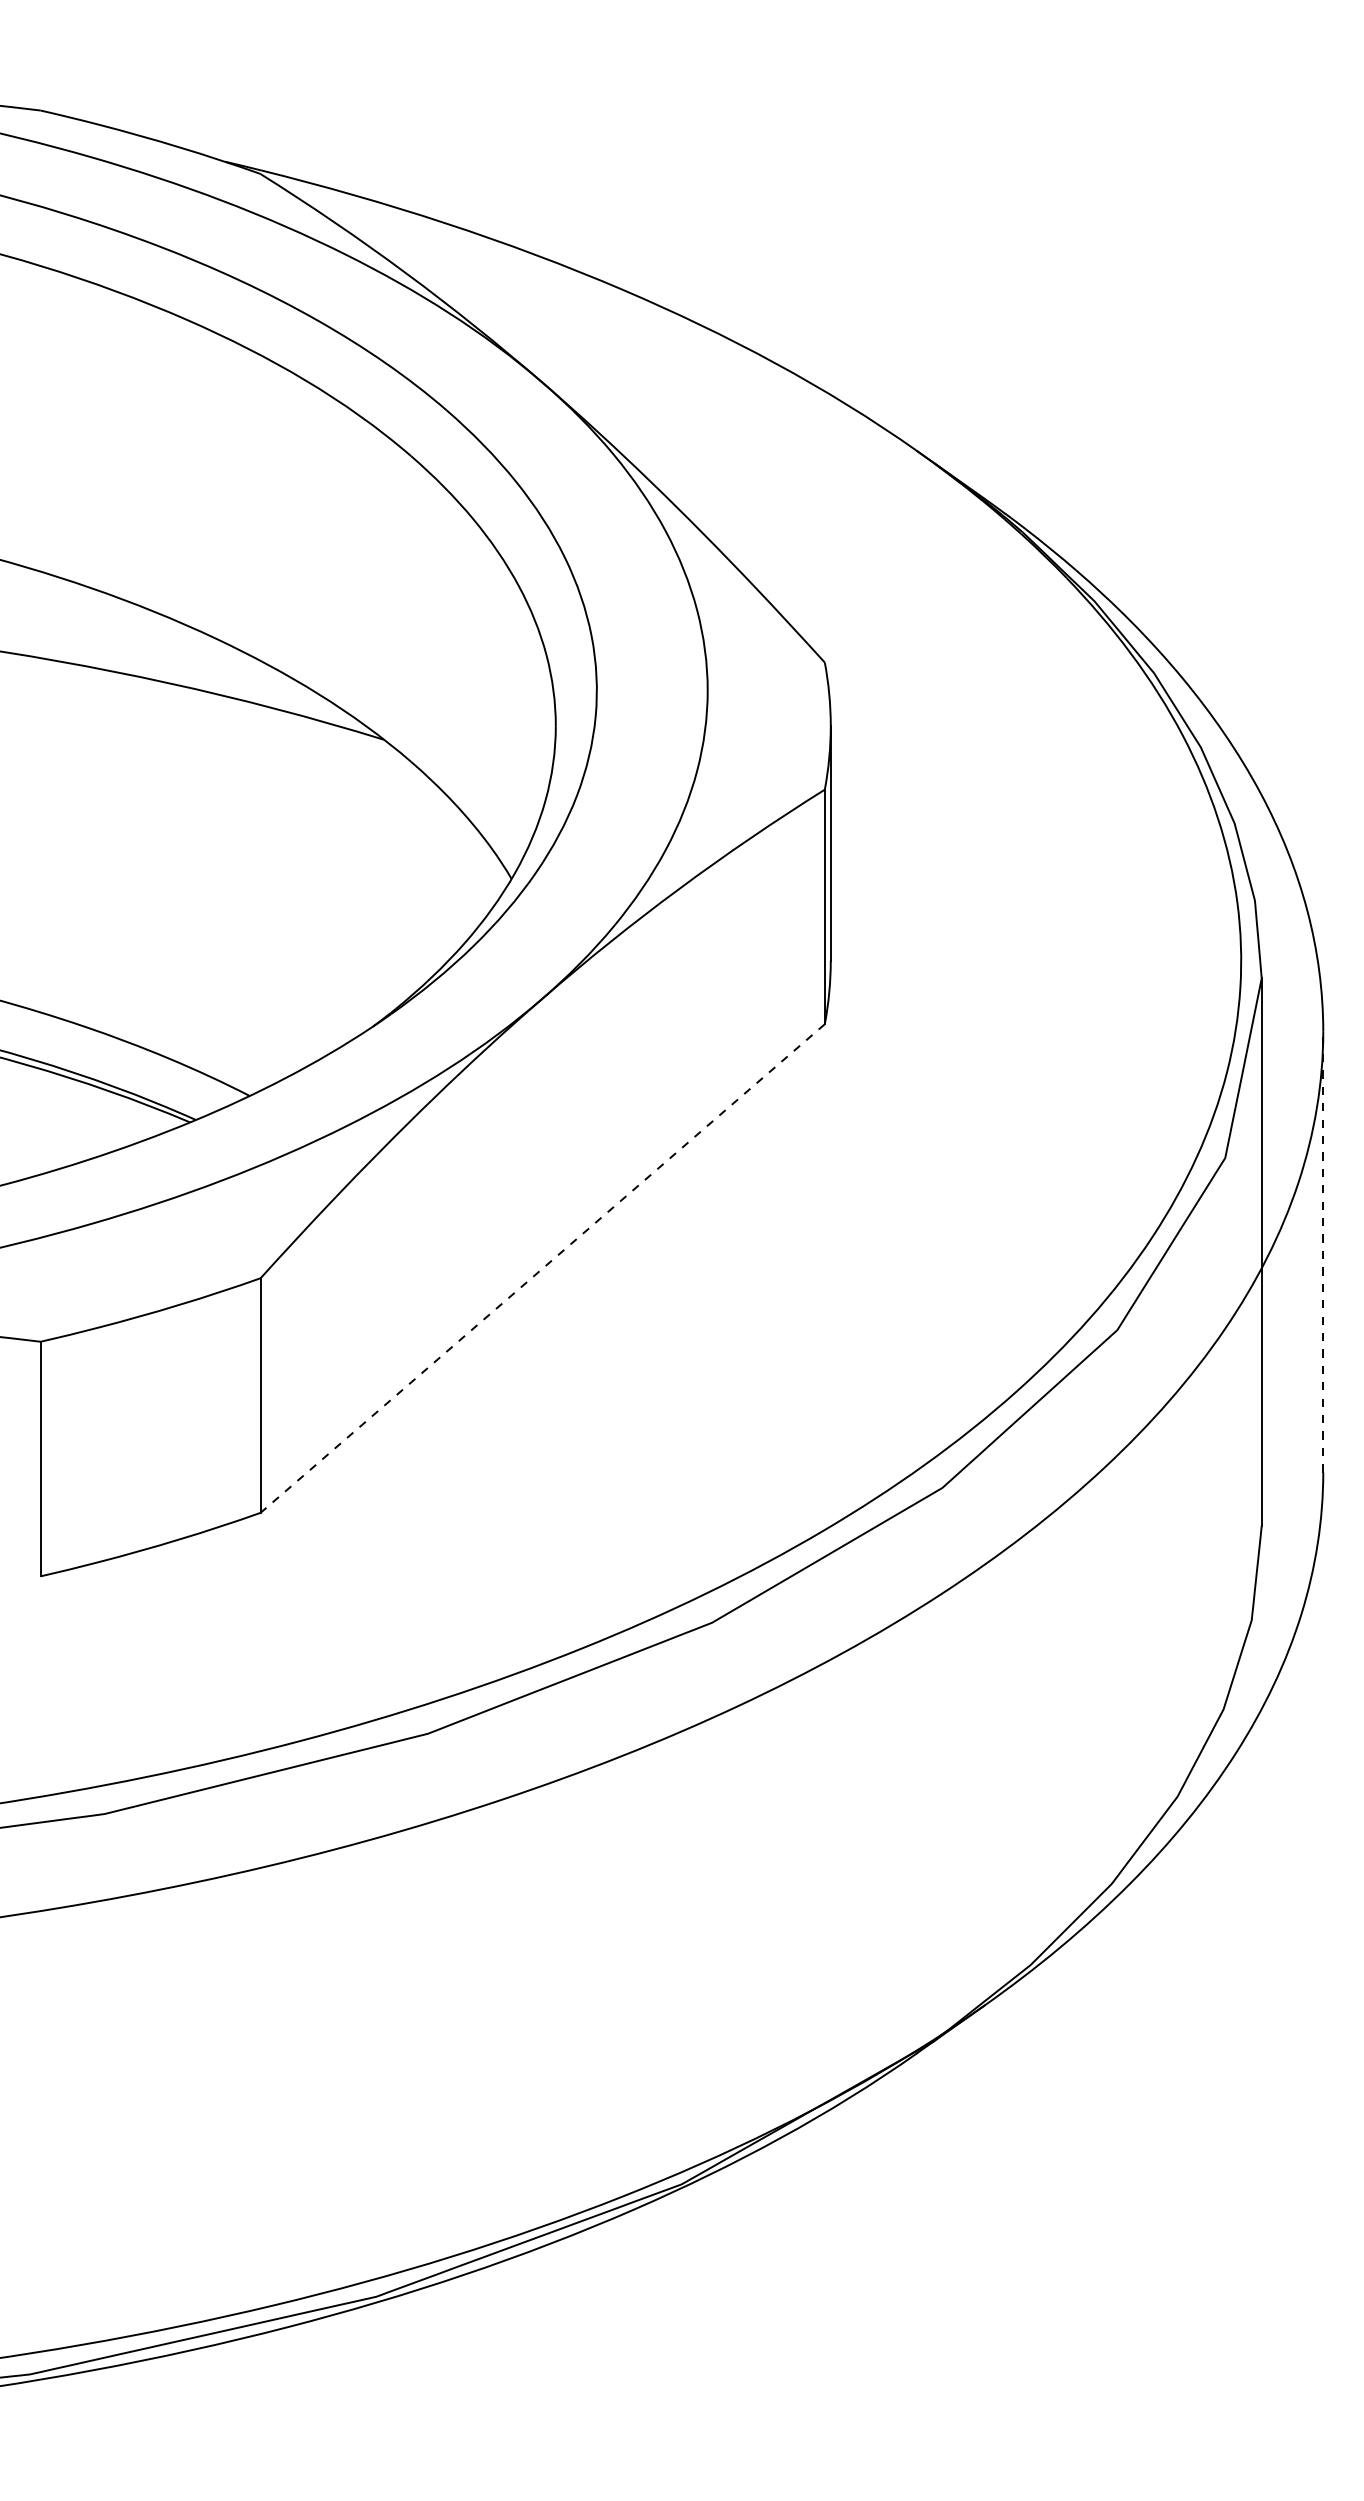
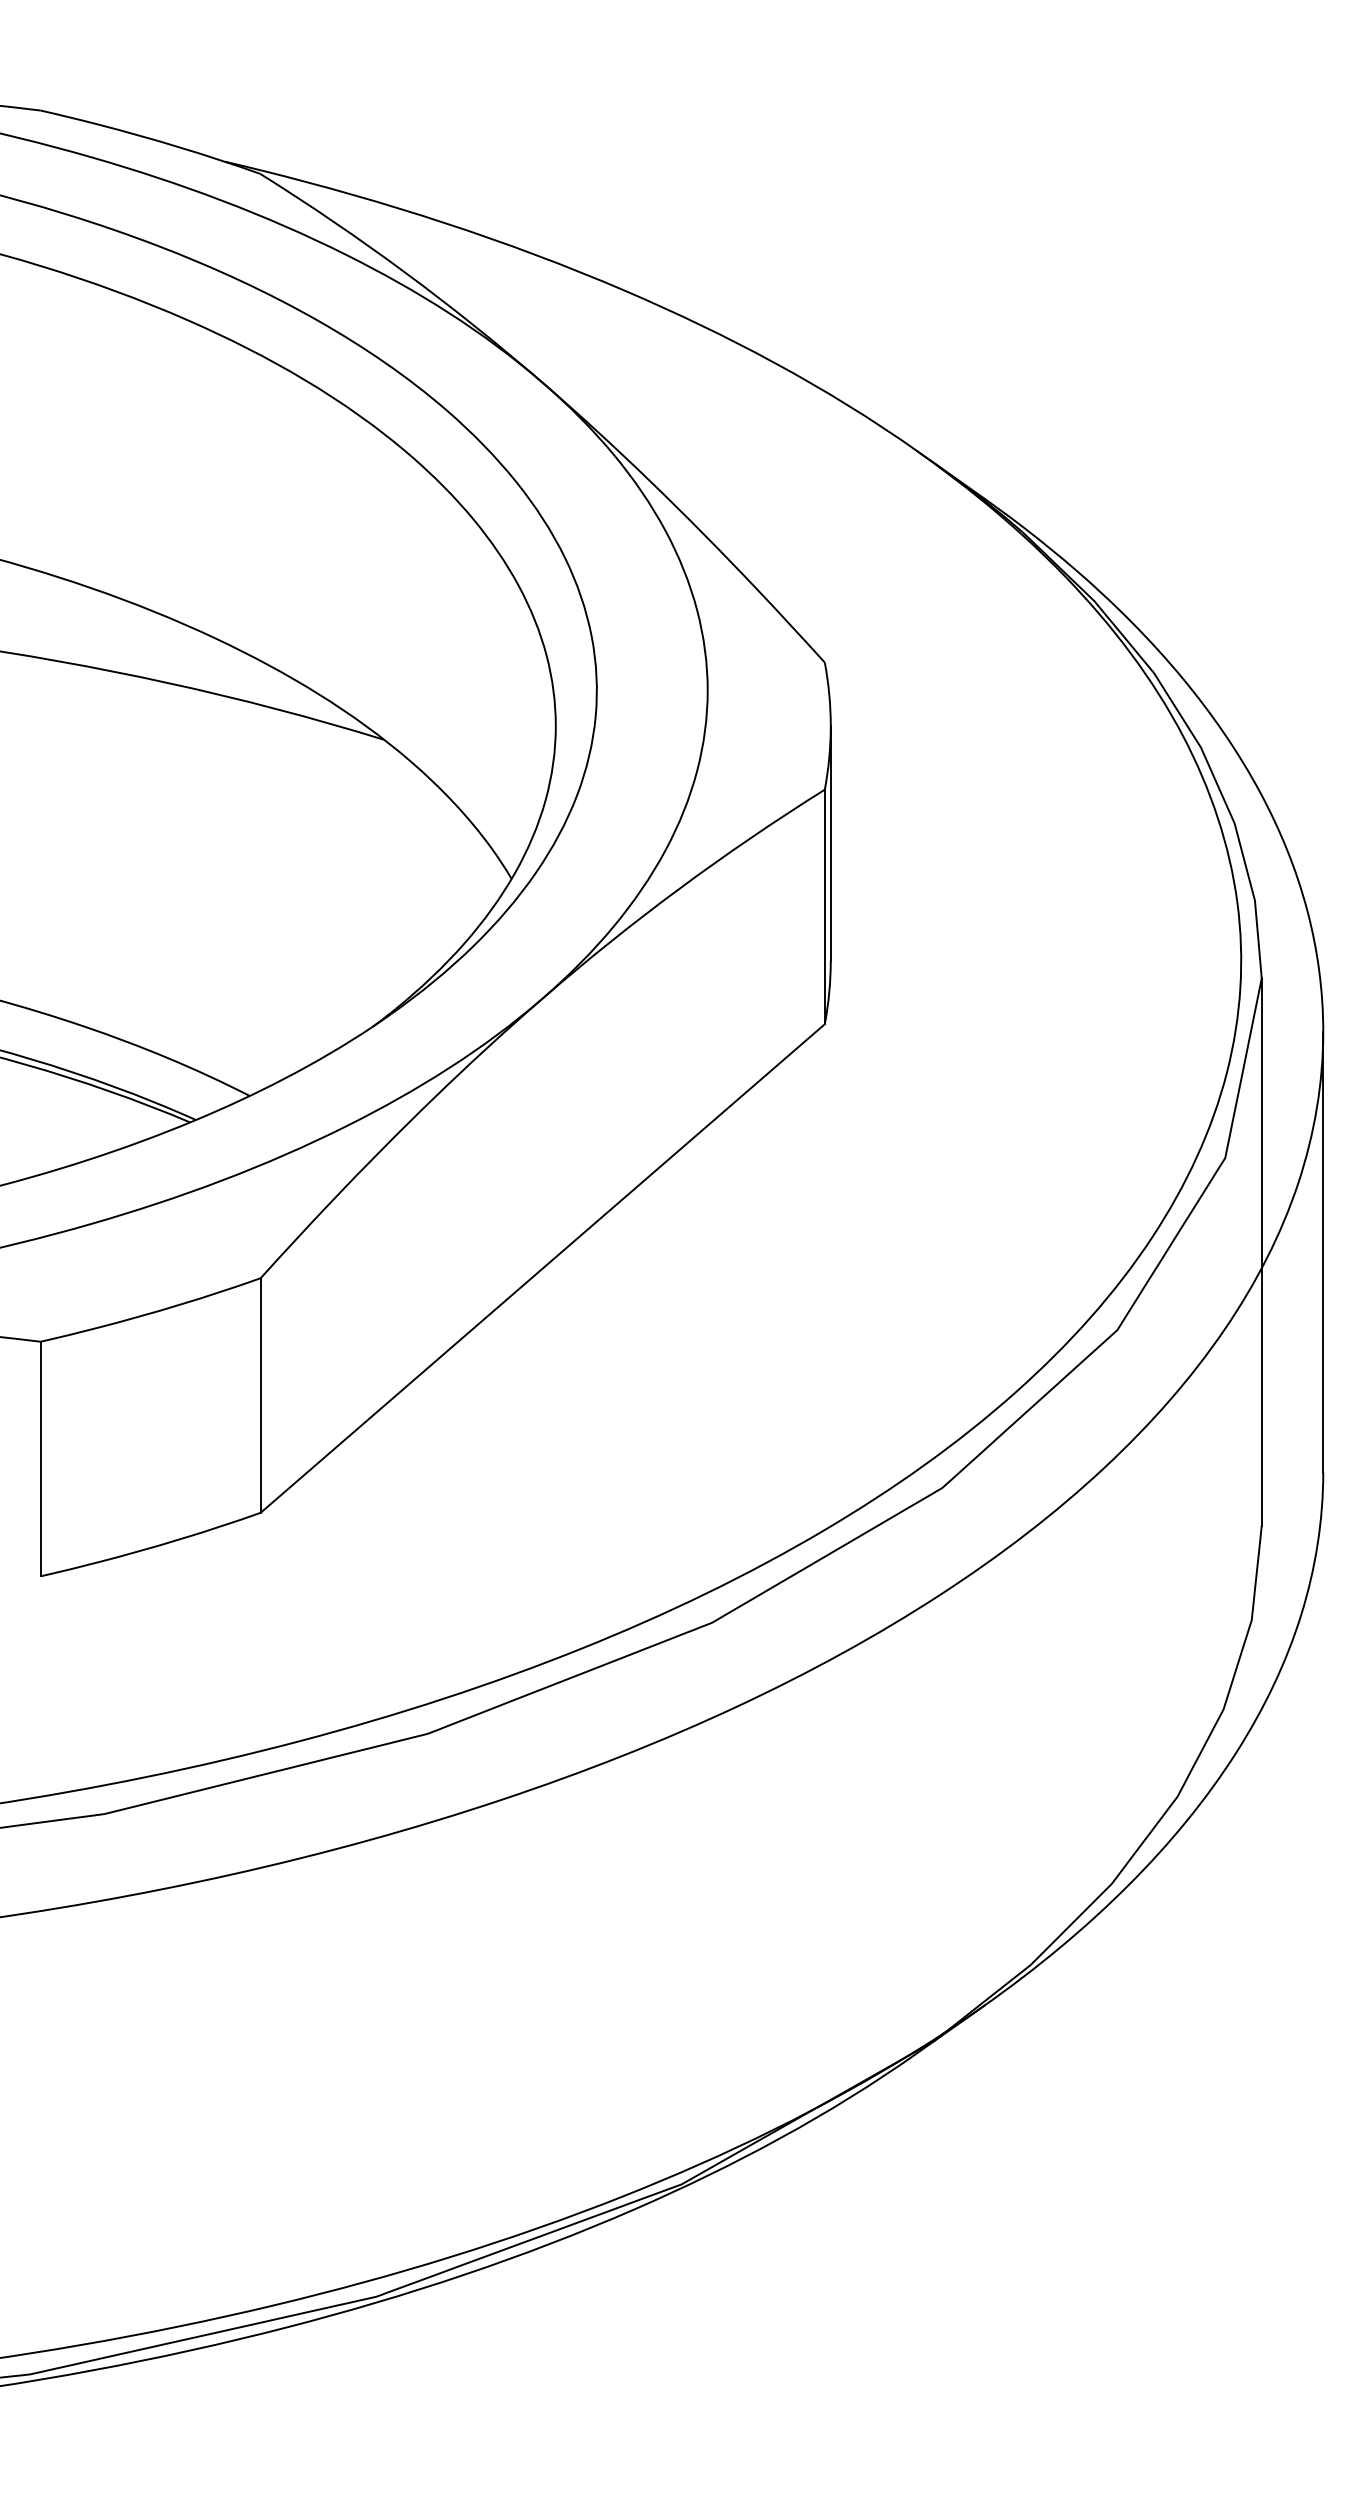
line: dashed -> solid (1323, 1251)
line: dashed -> solid (542, 1268)
